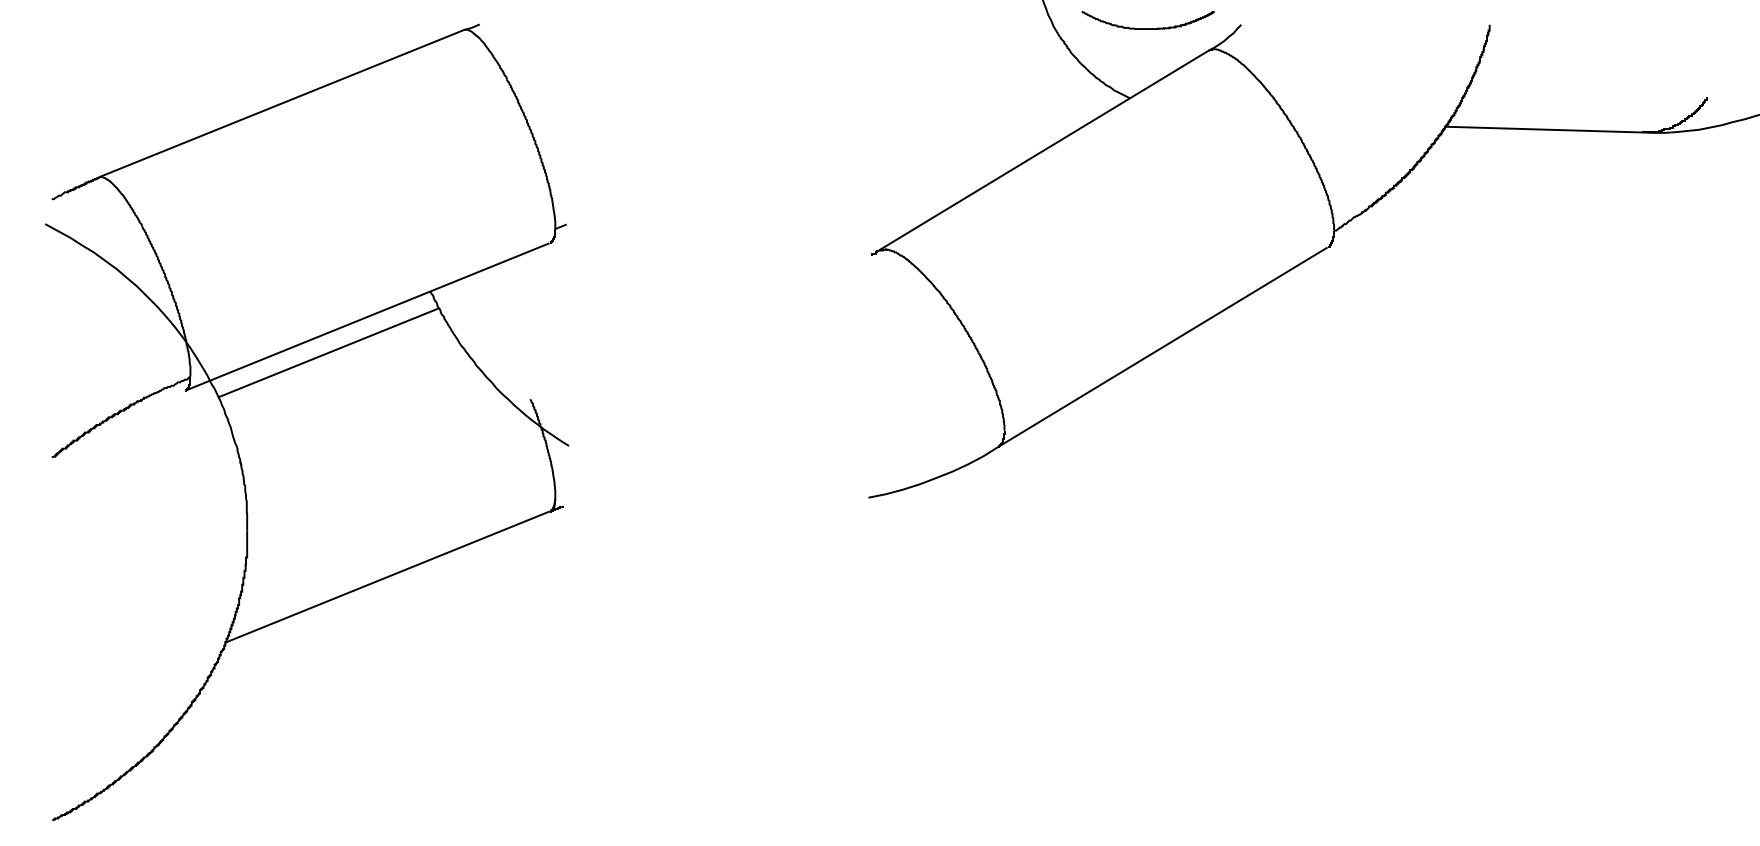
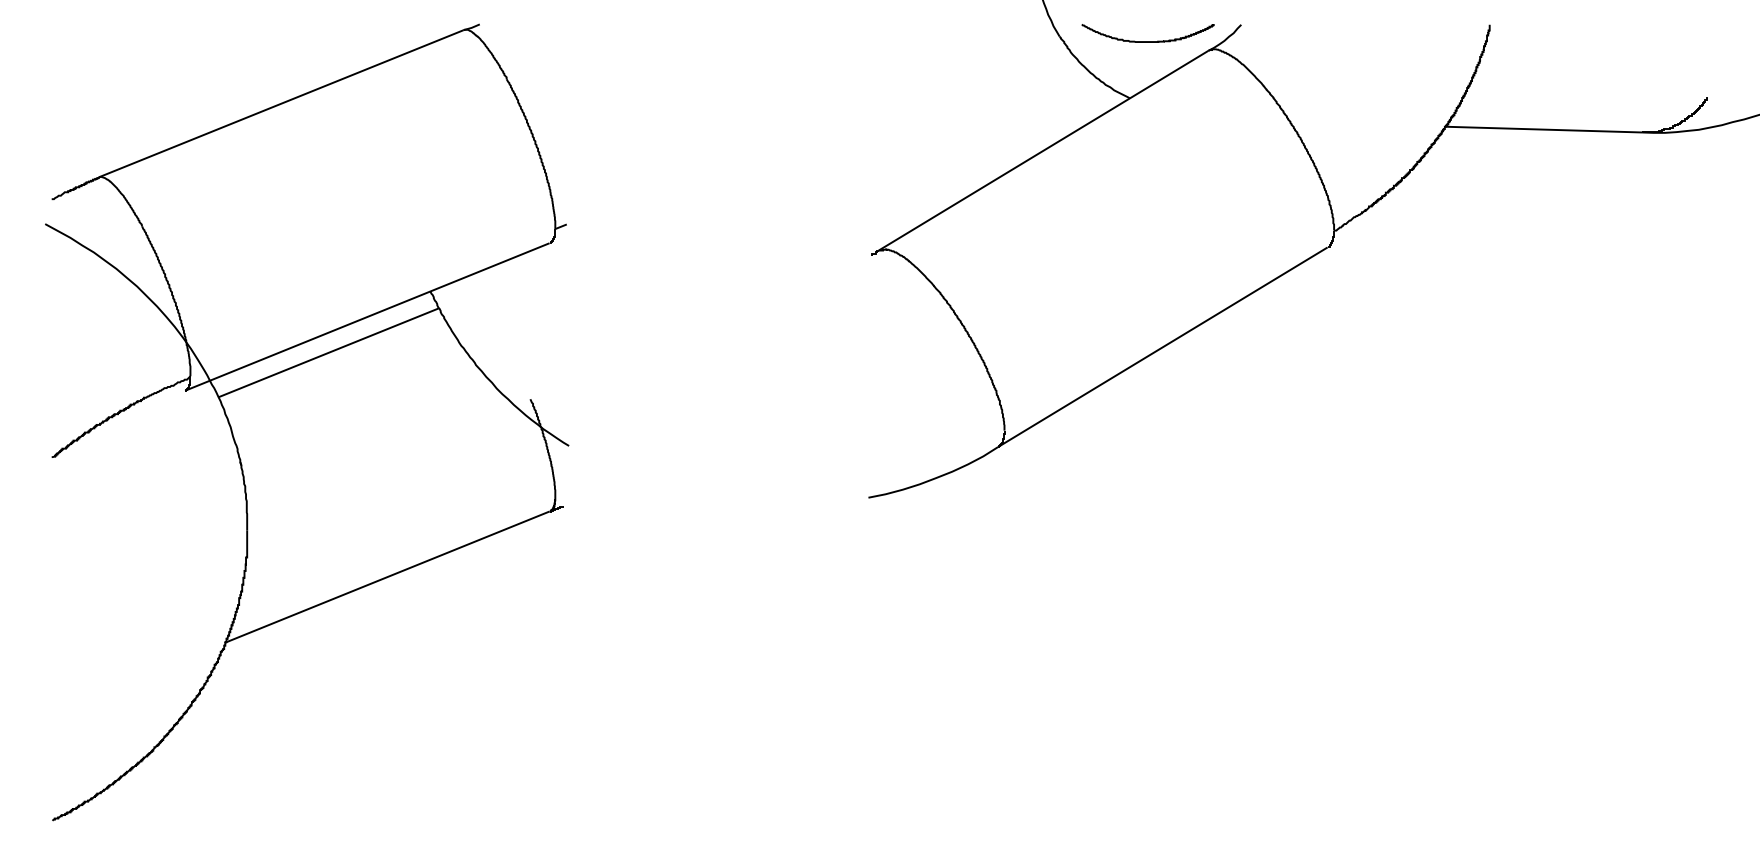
curve position: (1147, 28) -> (1147, 41) (1147, 41)
